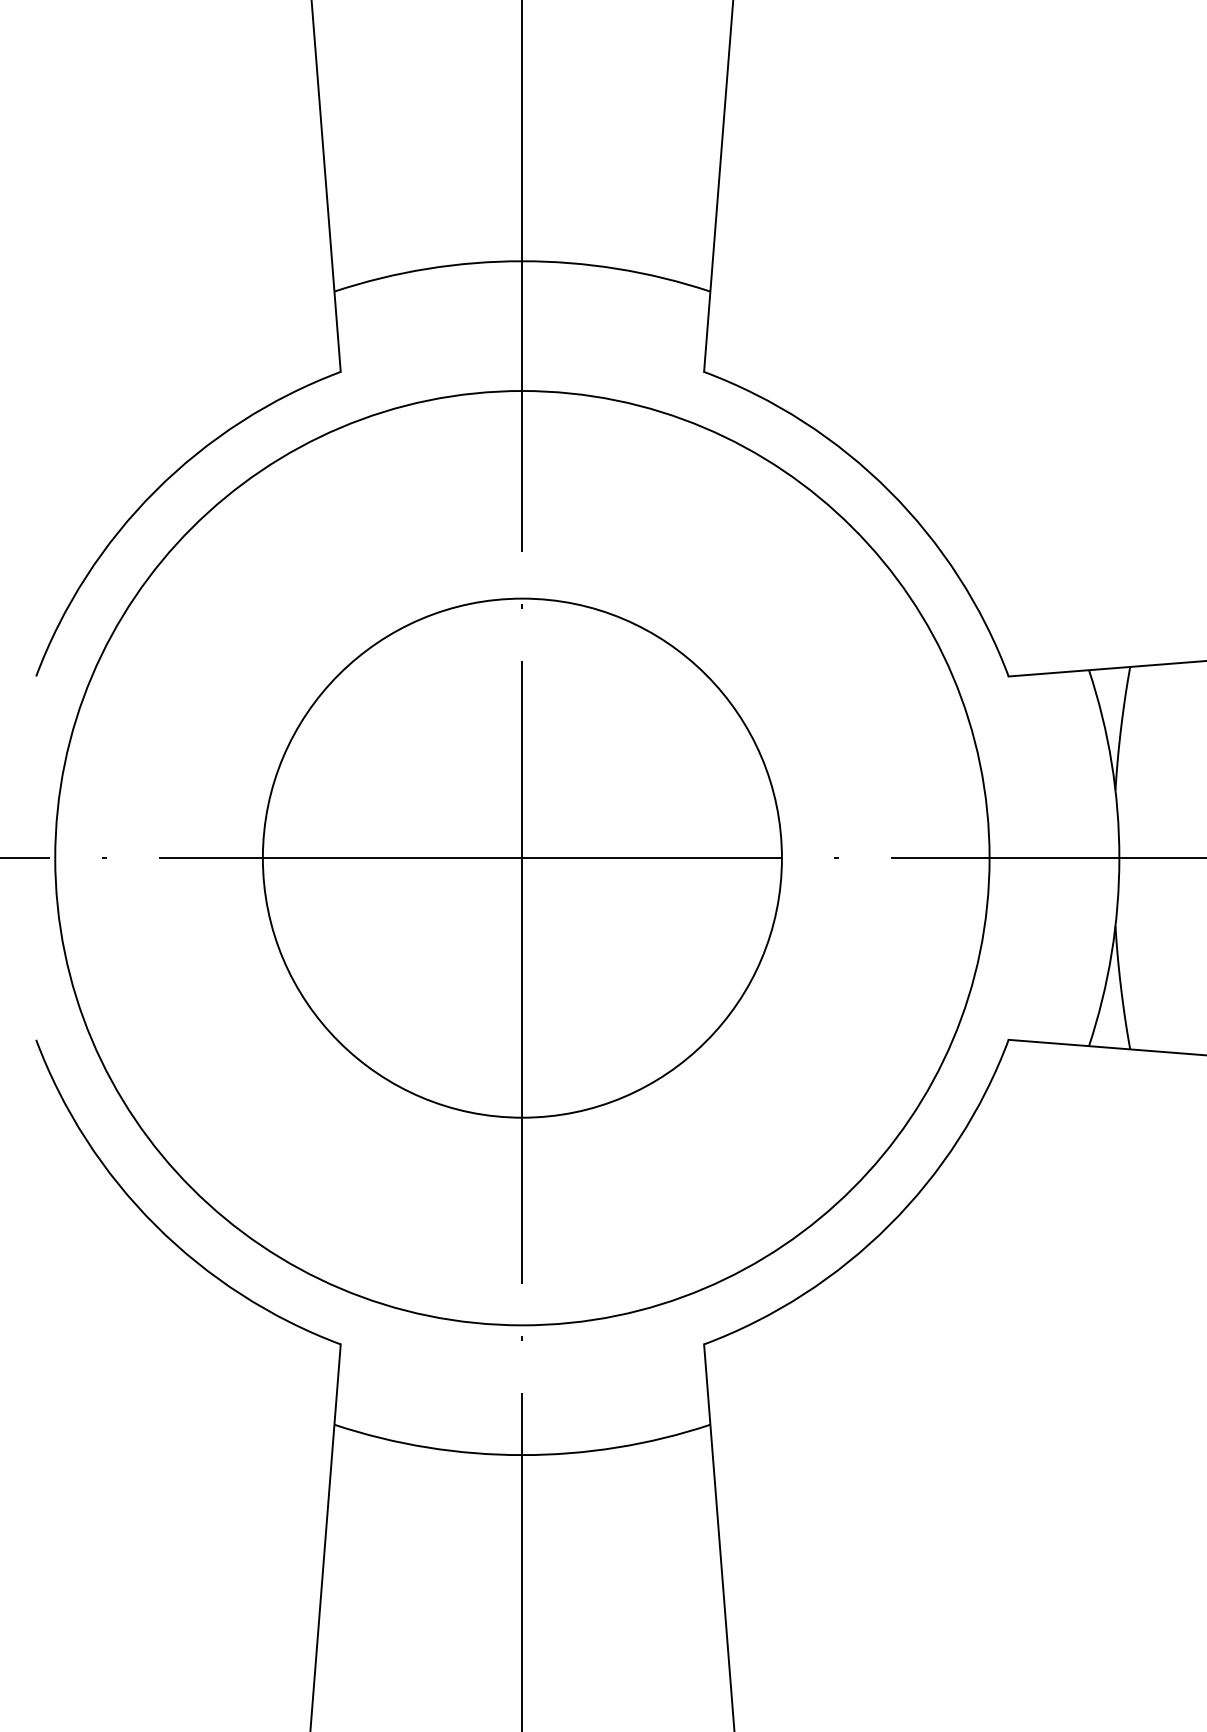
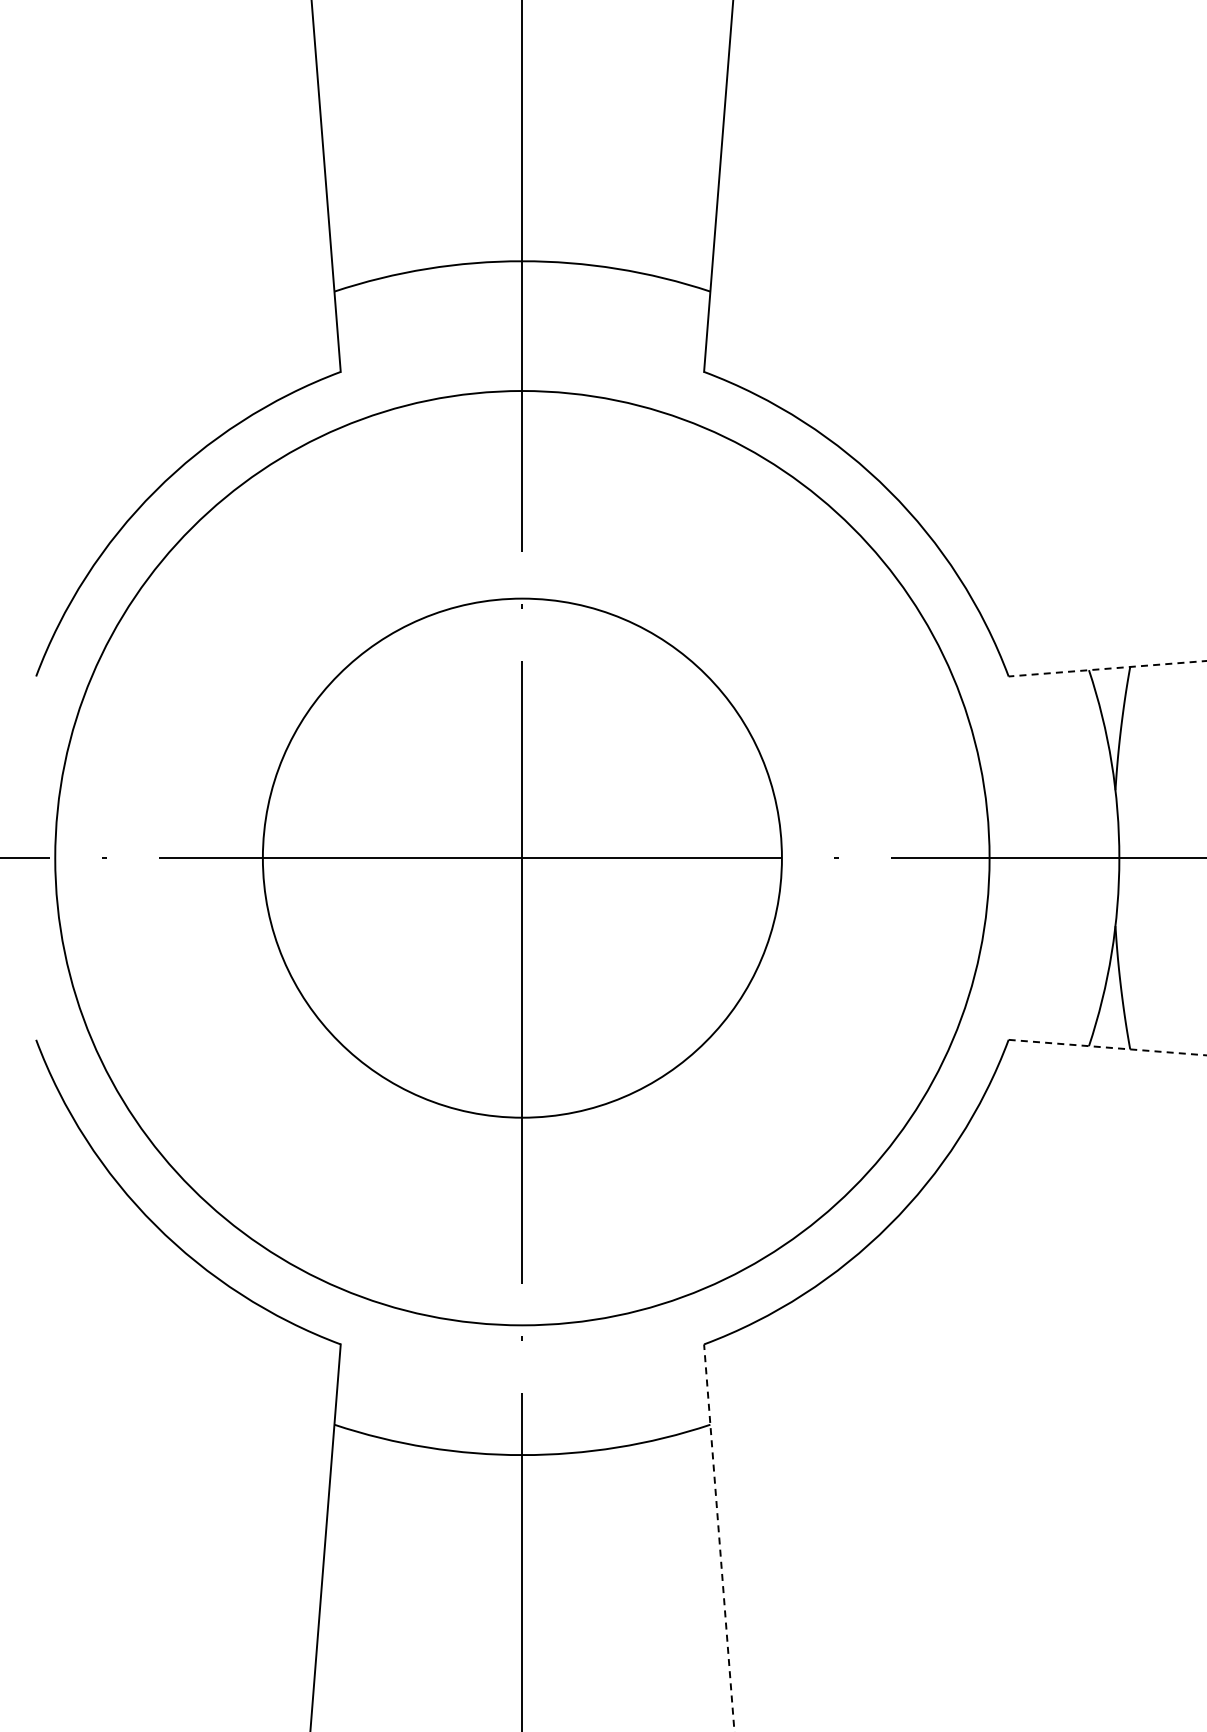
line: solid -> dashed (1107, 668)
line: solid -> dashed (1108, 1047)
line: solid -> dashed (719, 1537)
